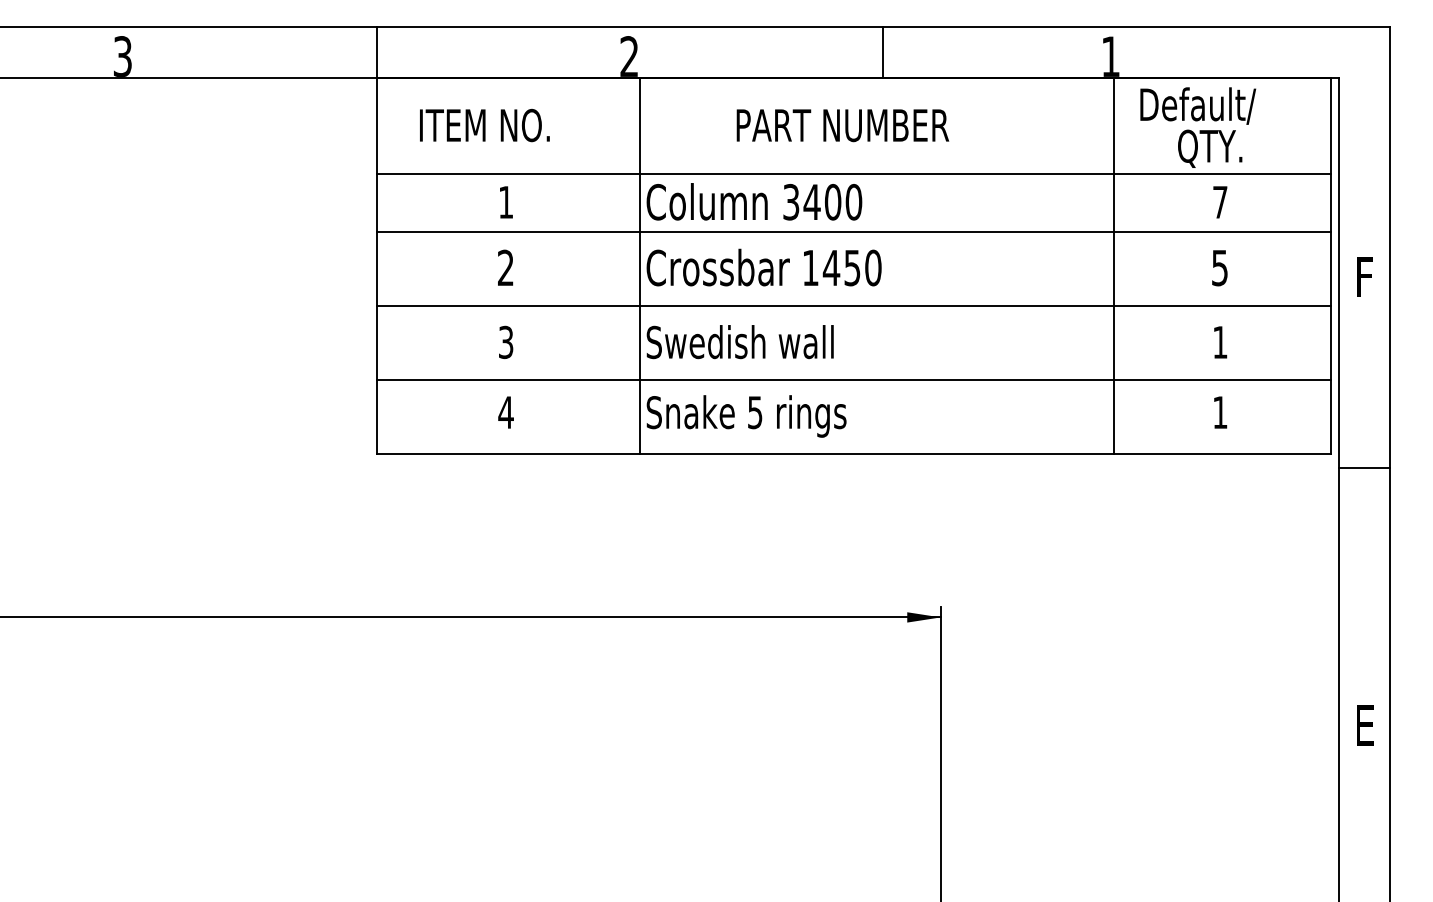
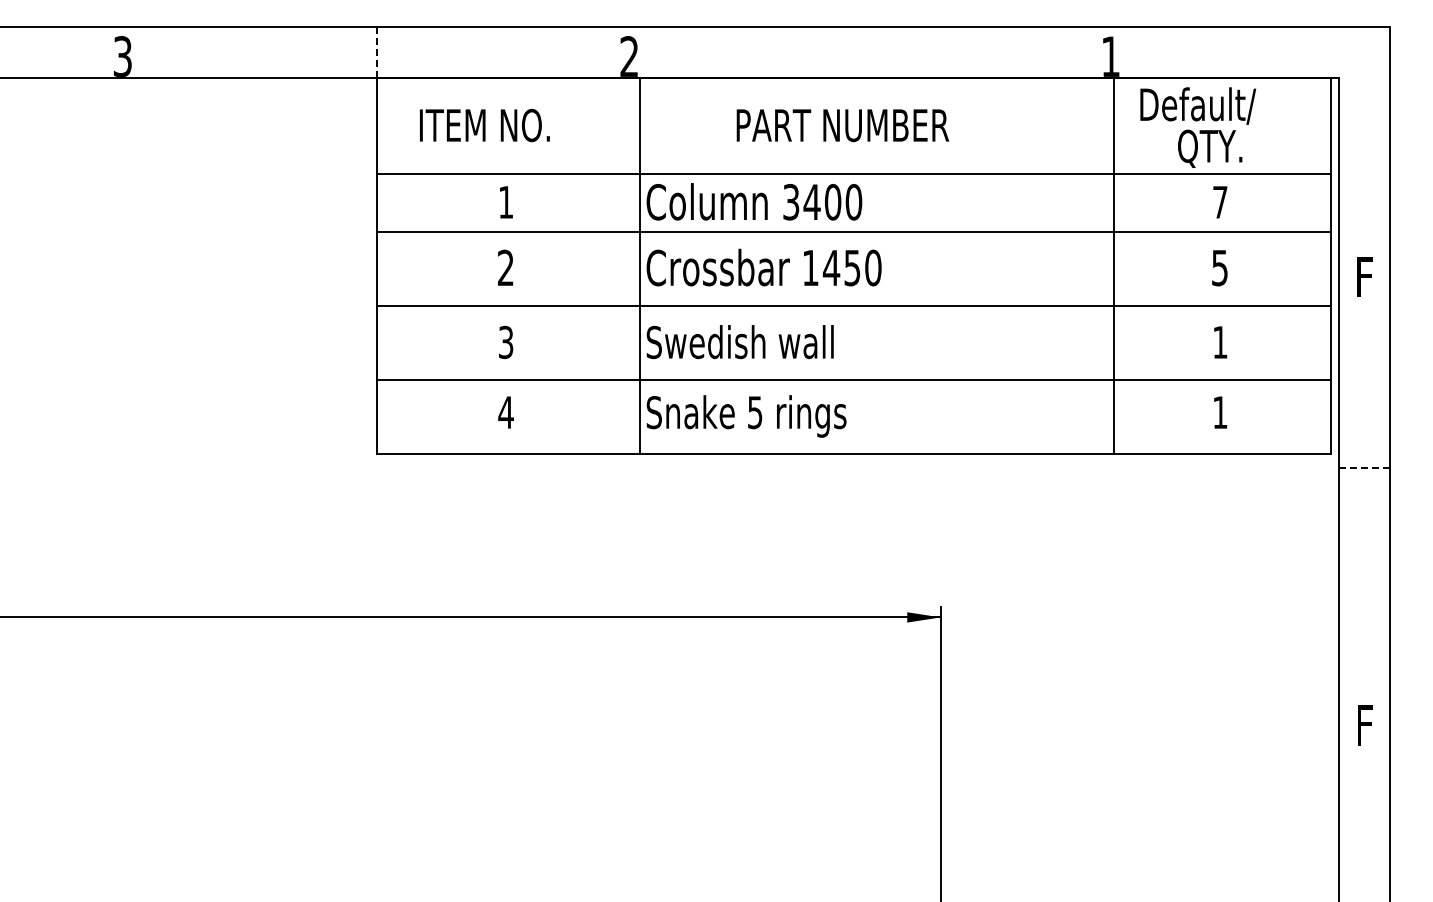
line: solid -> dashed (376, 51)
line: present -> none (883, 52)
line: solid -> dashed (1365, 467)
text: E -> F (1365, 725)
